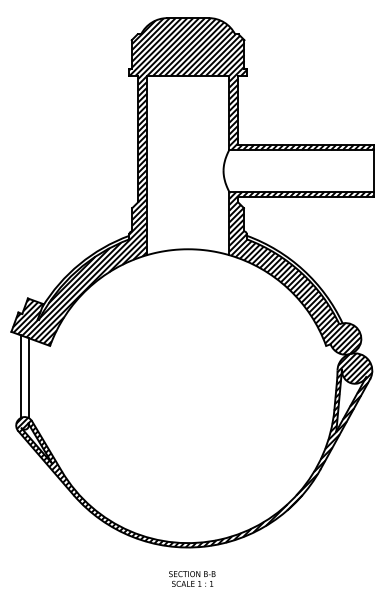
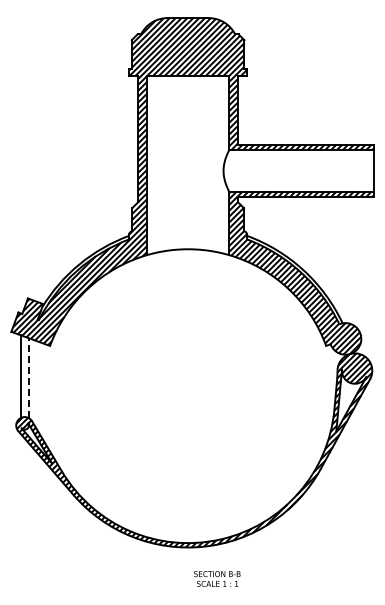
line: solid -> dashed (28, 377)
text position: (192, 578) -> (217, 578) (217, 578)
